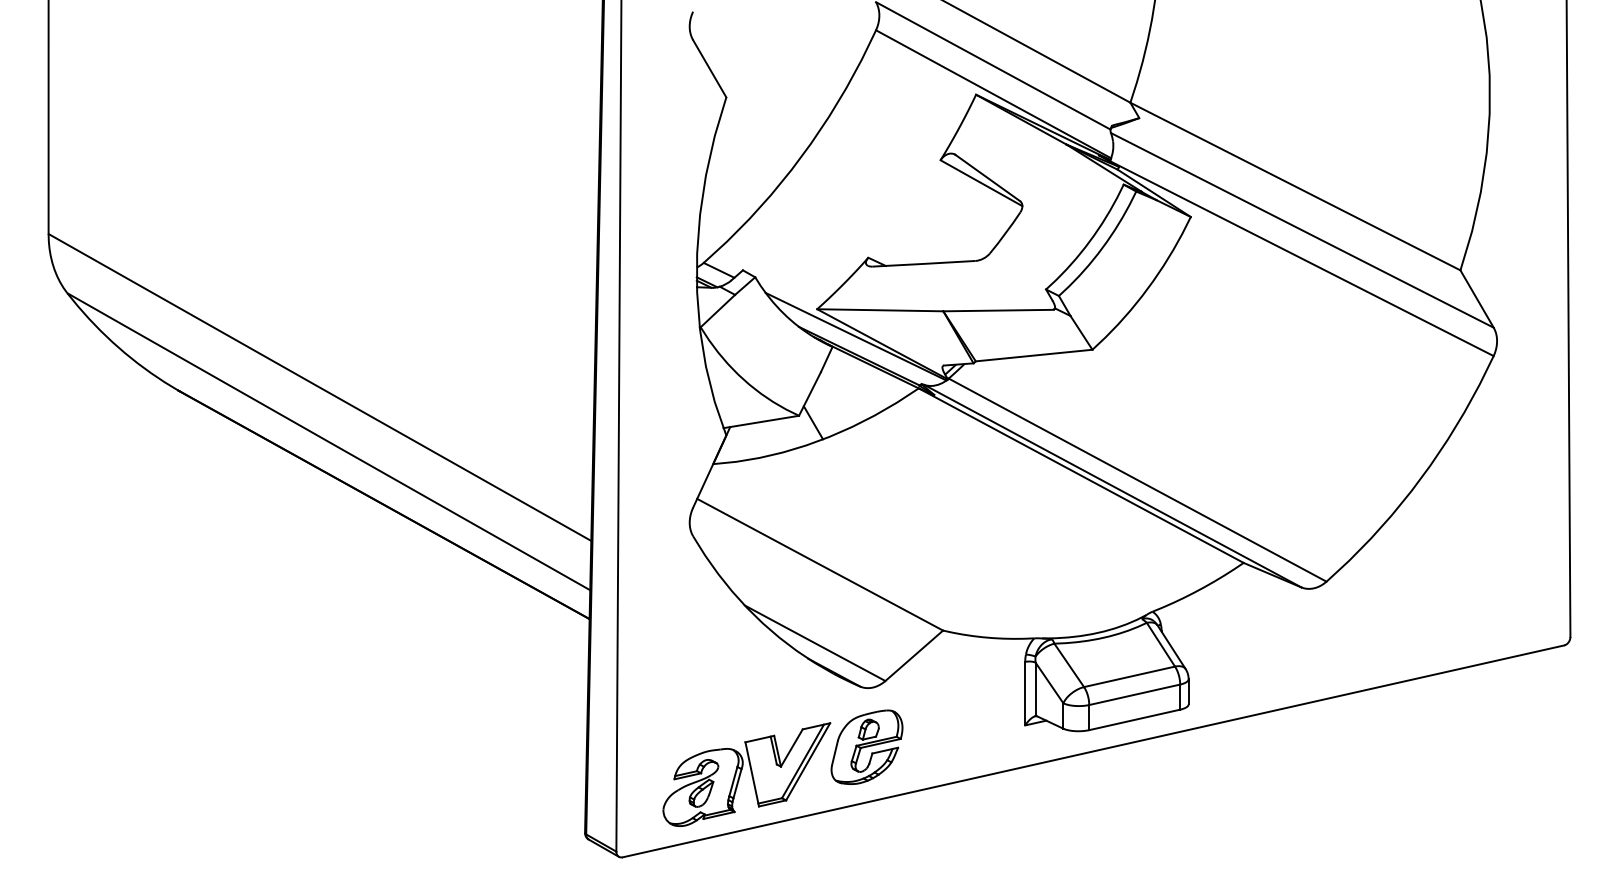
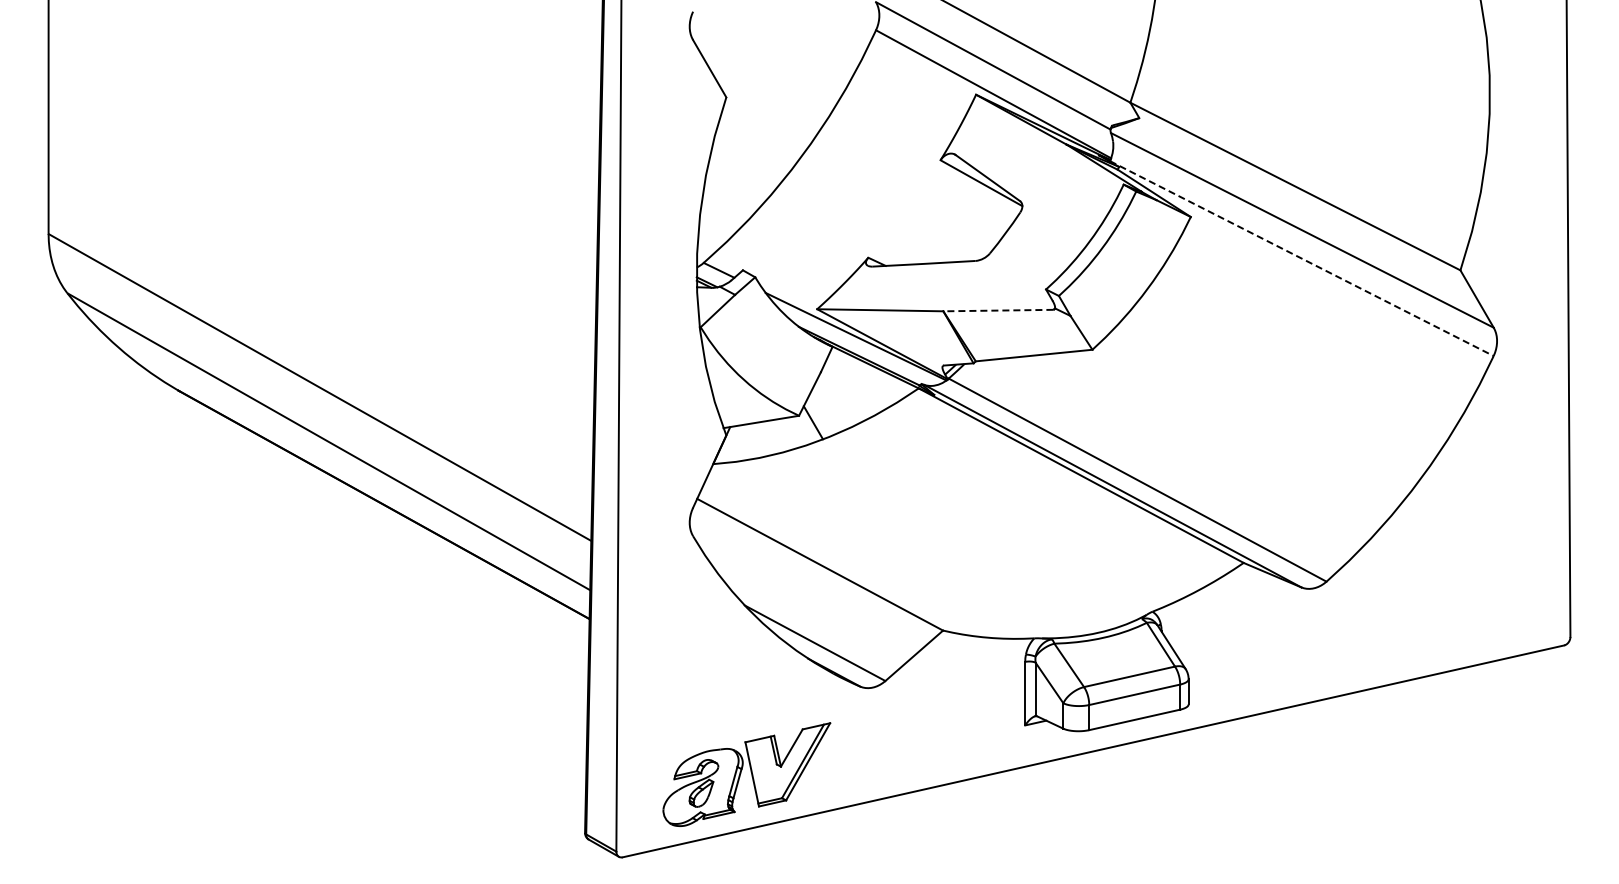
line: solid -> dashed (1302, 258)
line: solid -> dashed (997, 310)
part: present -> none (866, 746)
